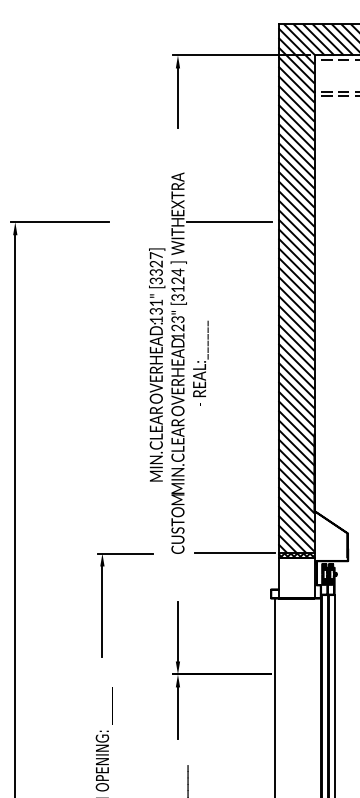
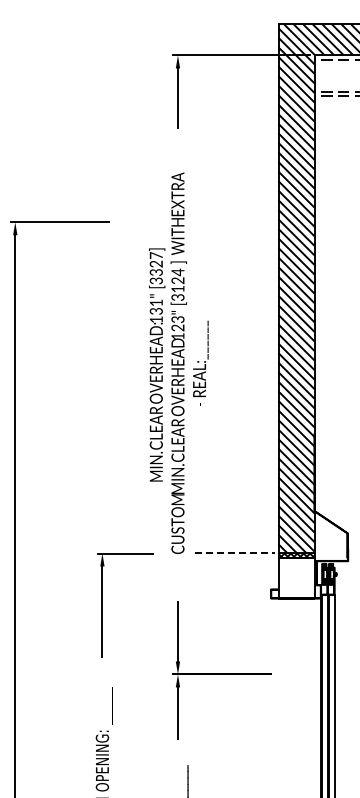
line: present -> none (229, 222)
line: solid -> dashed (235, 553)
line: present -> none (275, 696)
